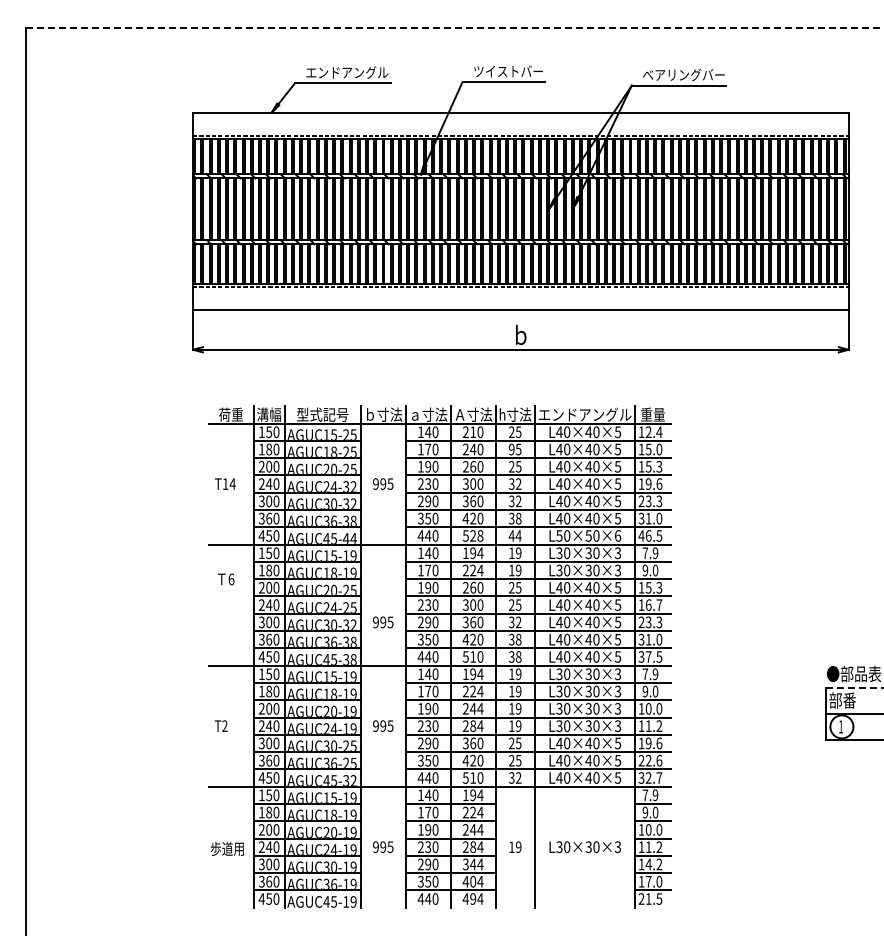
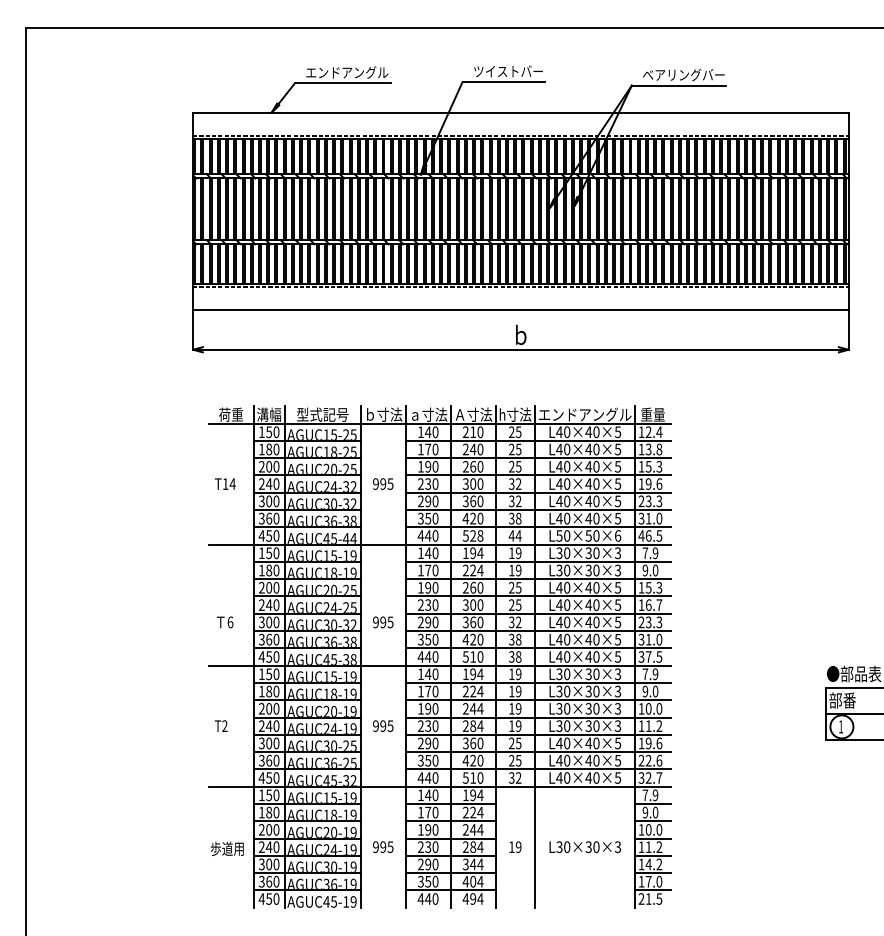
line: dashed -> solid (455, 28)
text: 95 -> 25 (511, 449)
text: 15.0 -> 13.8 (654, 449)
text position: (225, 579) -> (224, 622) (224, 622)
line: dashed -> solid (855, 687)
